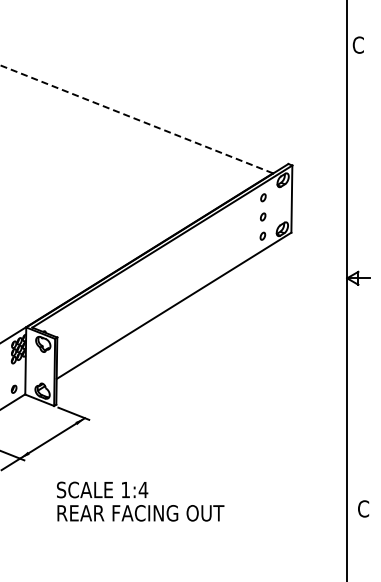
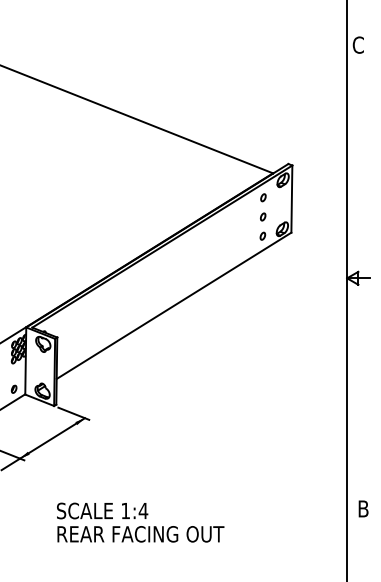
line: dashed -> solid (136, 119)
text position: (140, 501) -> (140, 522) (140, 522)
text: C -> B (363, 508)
